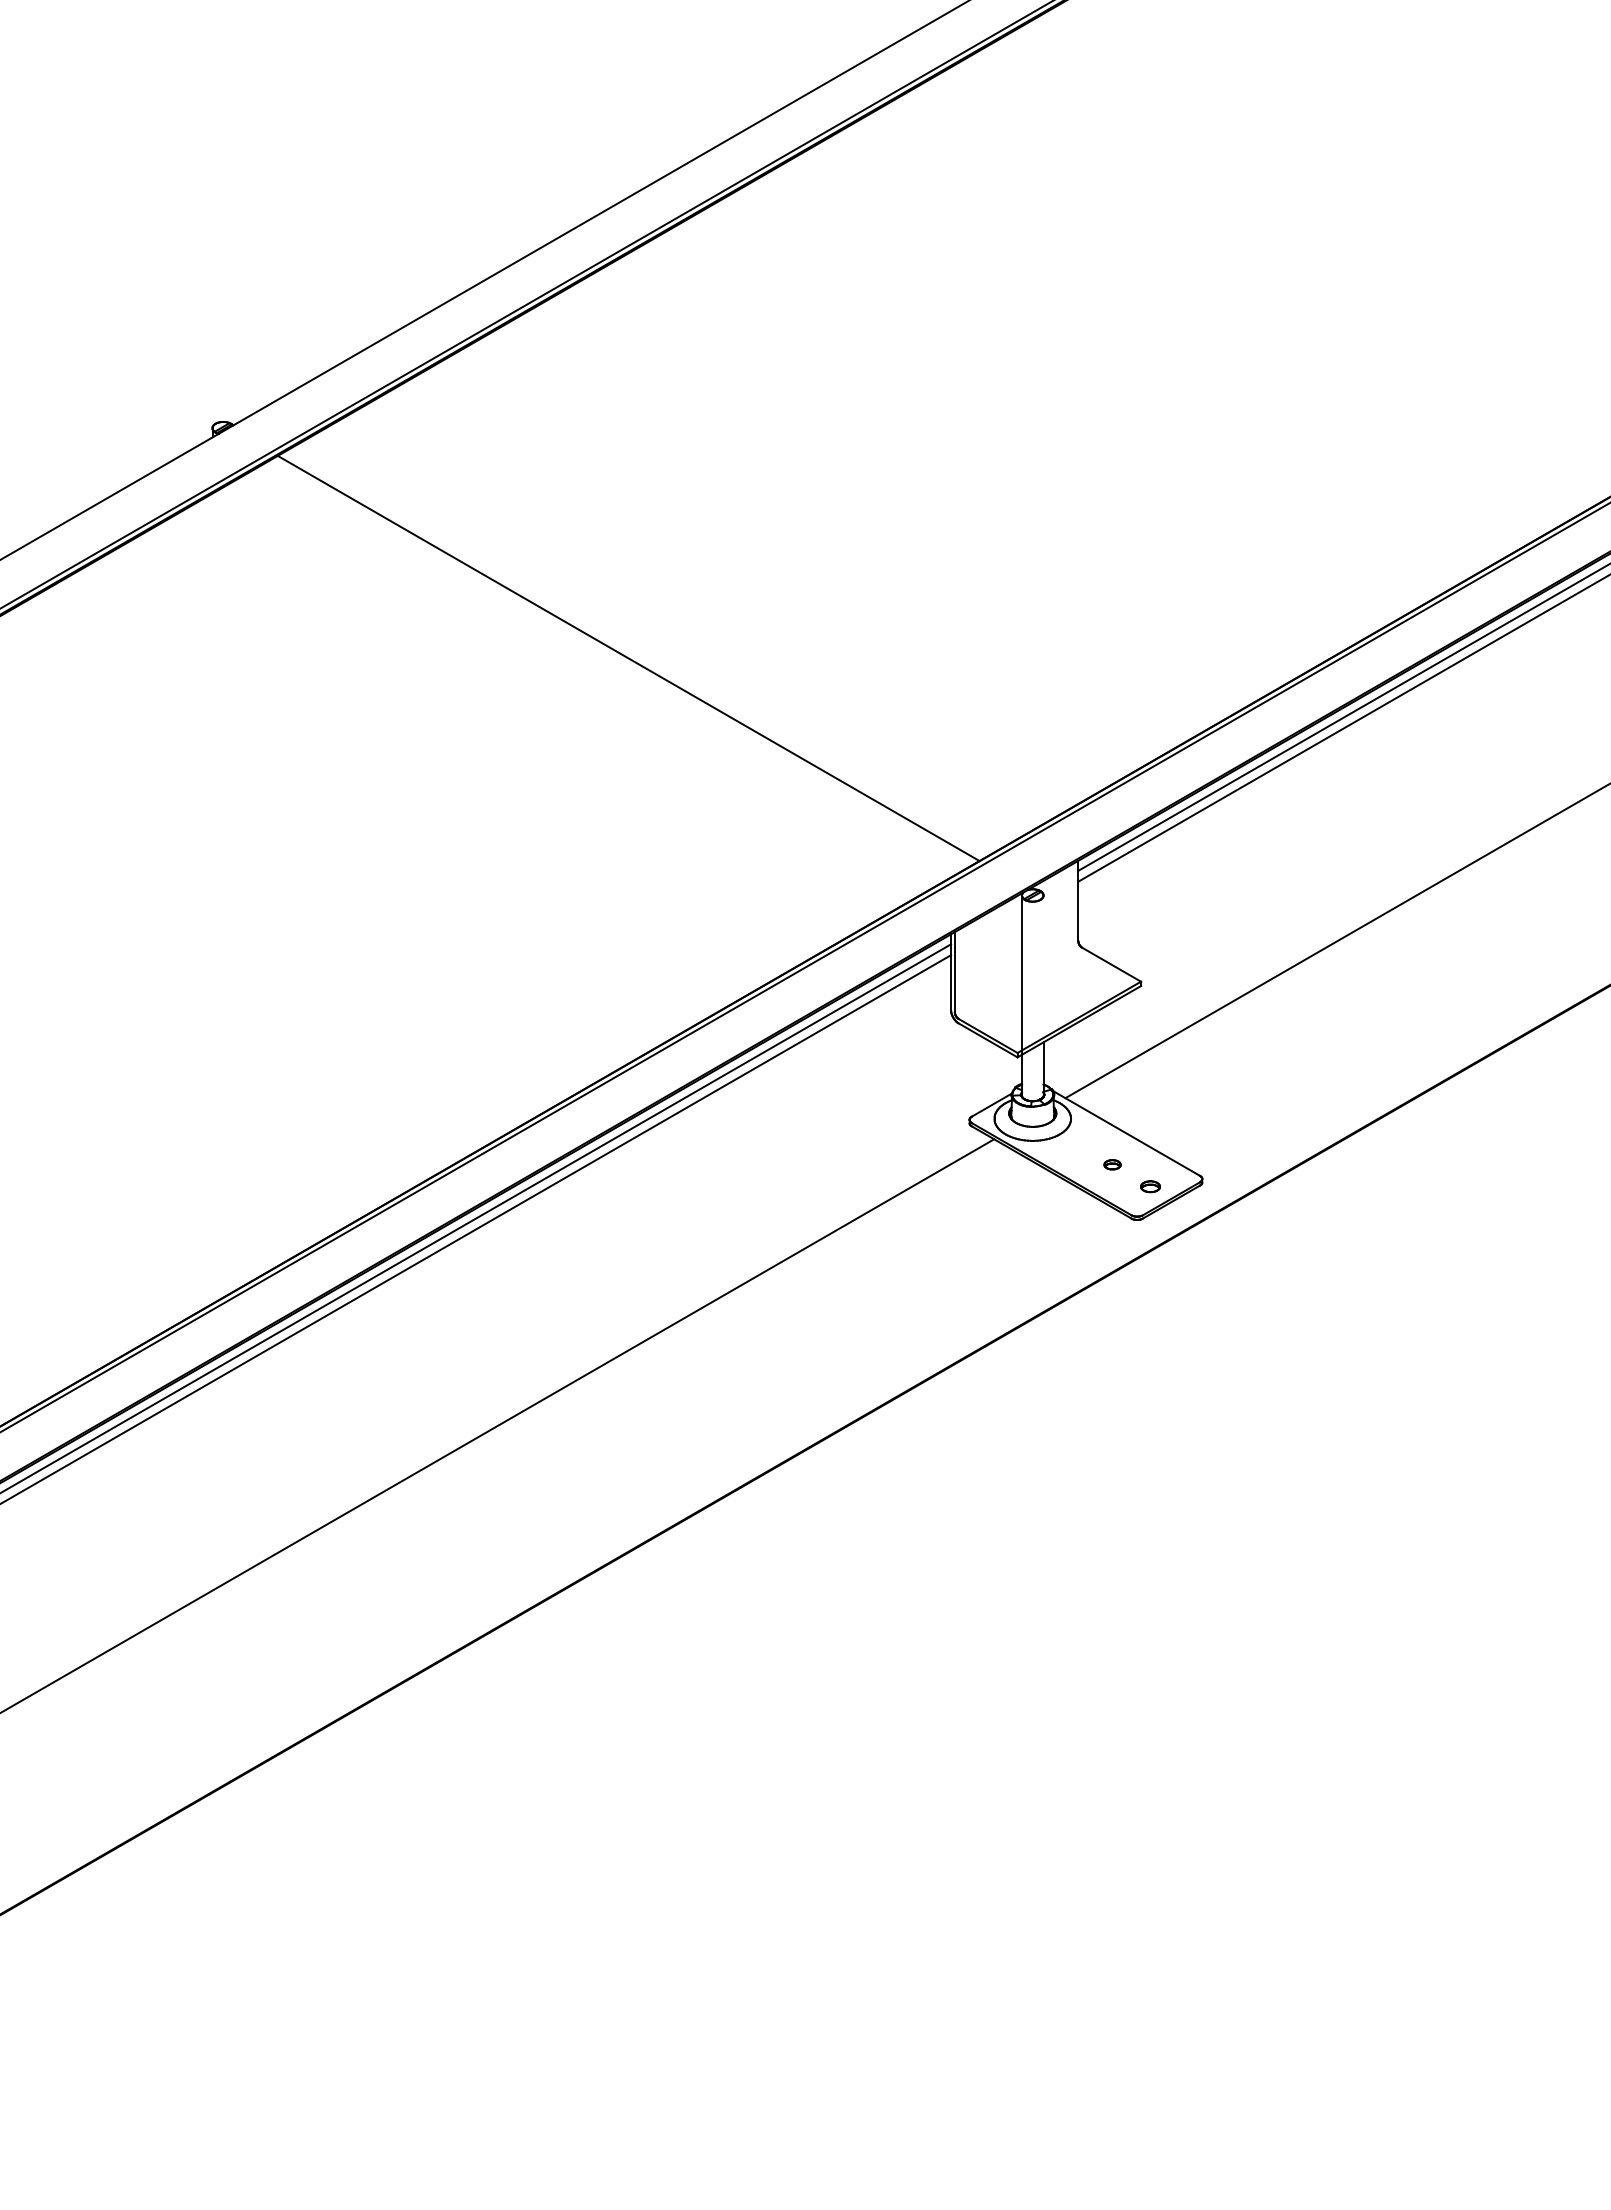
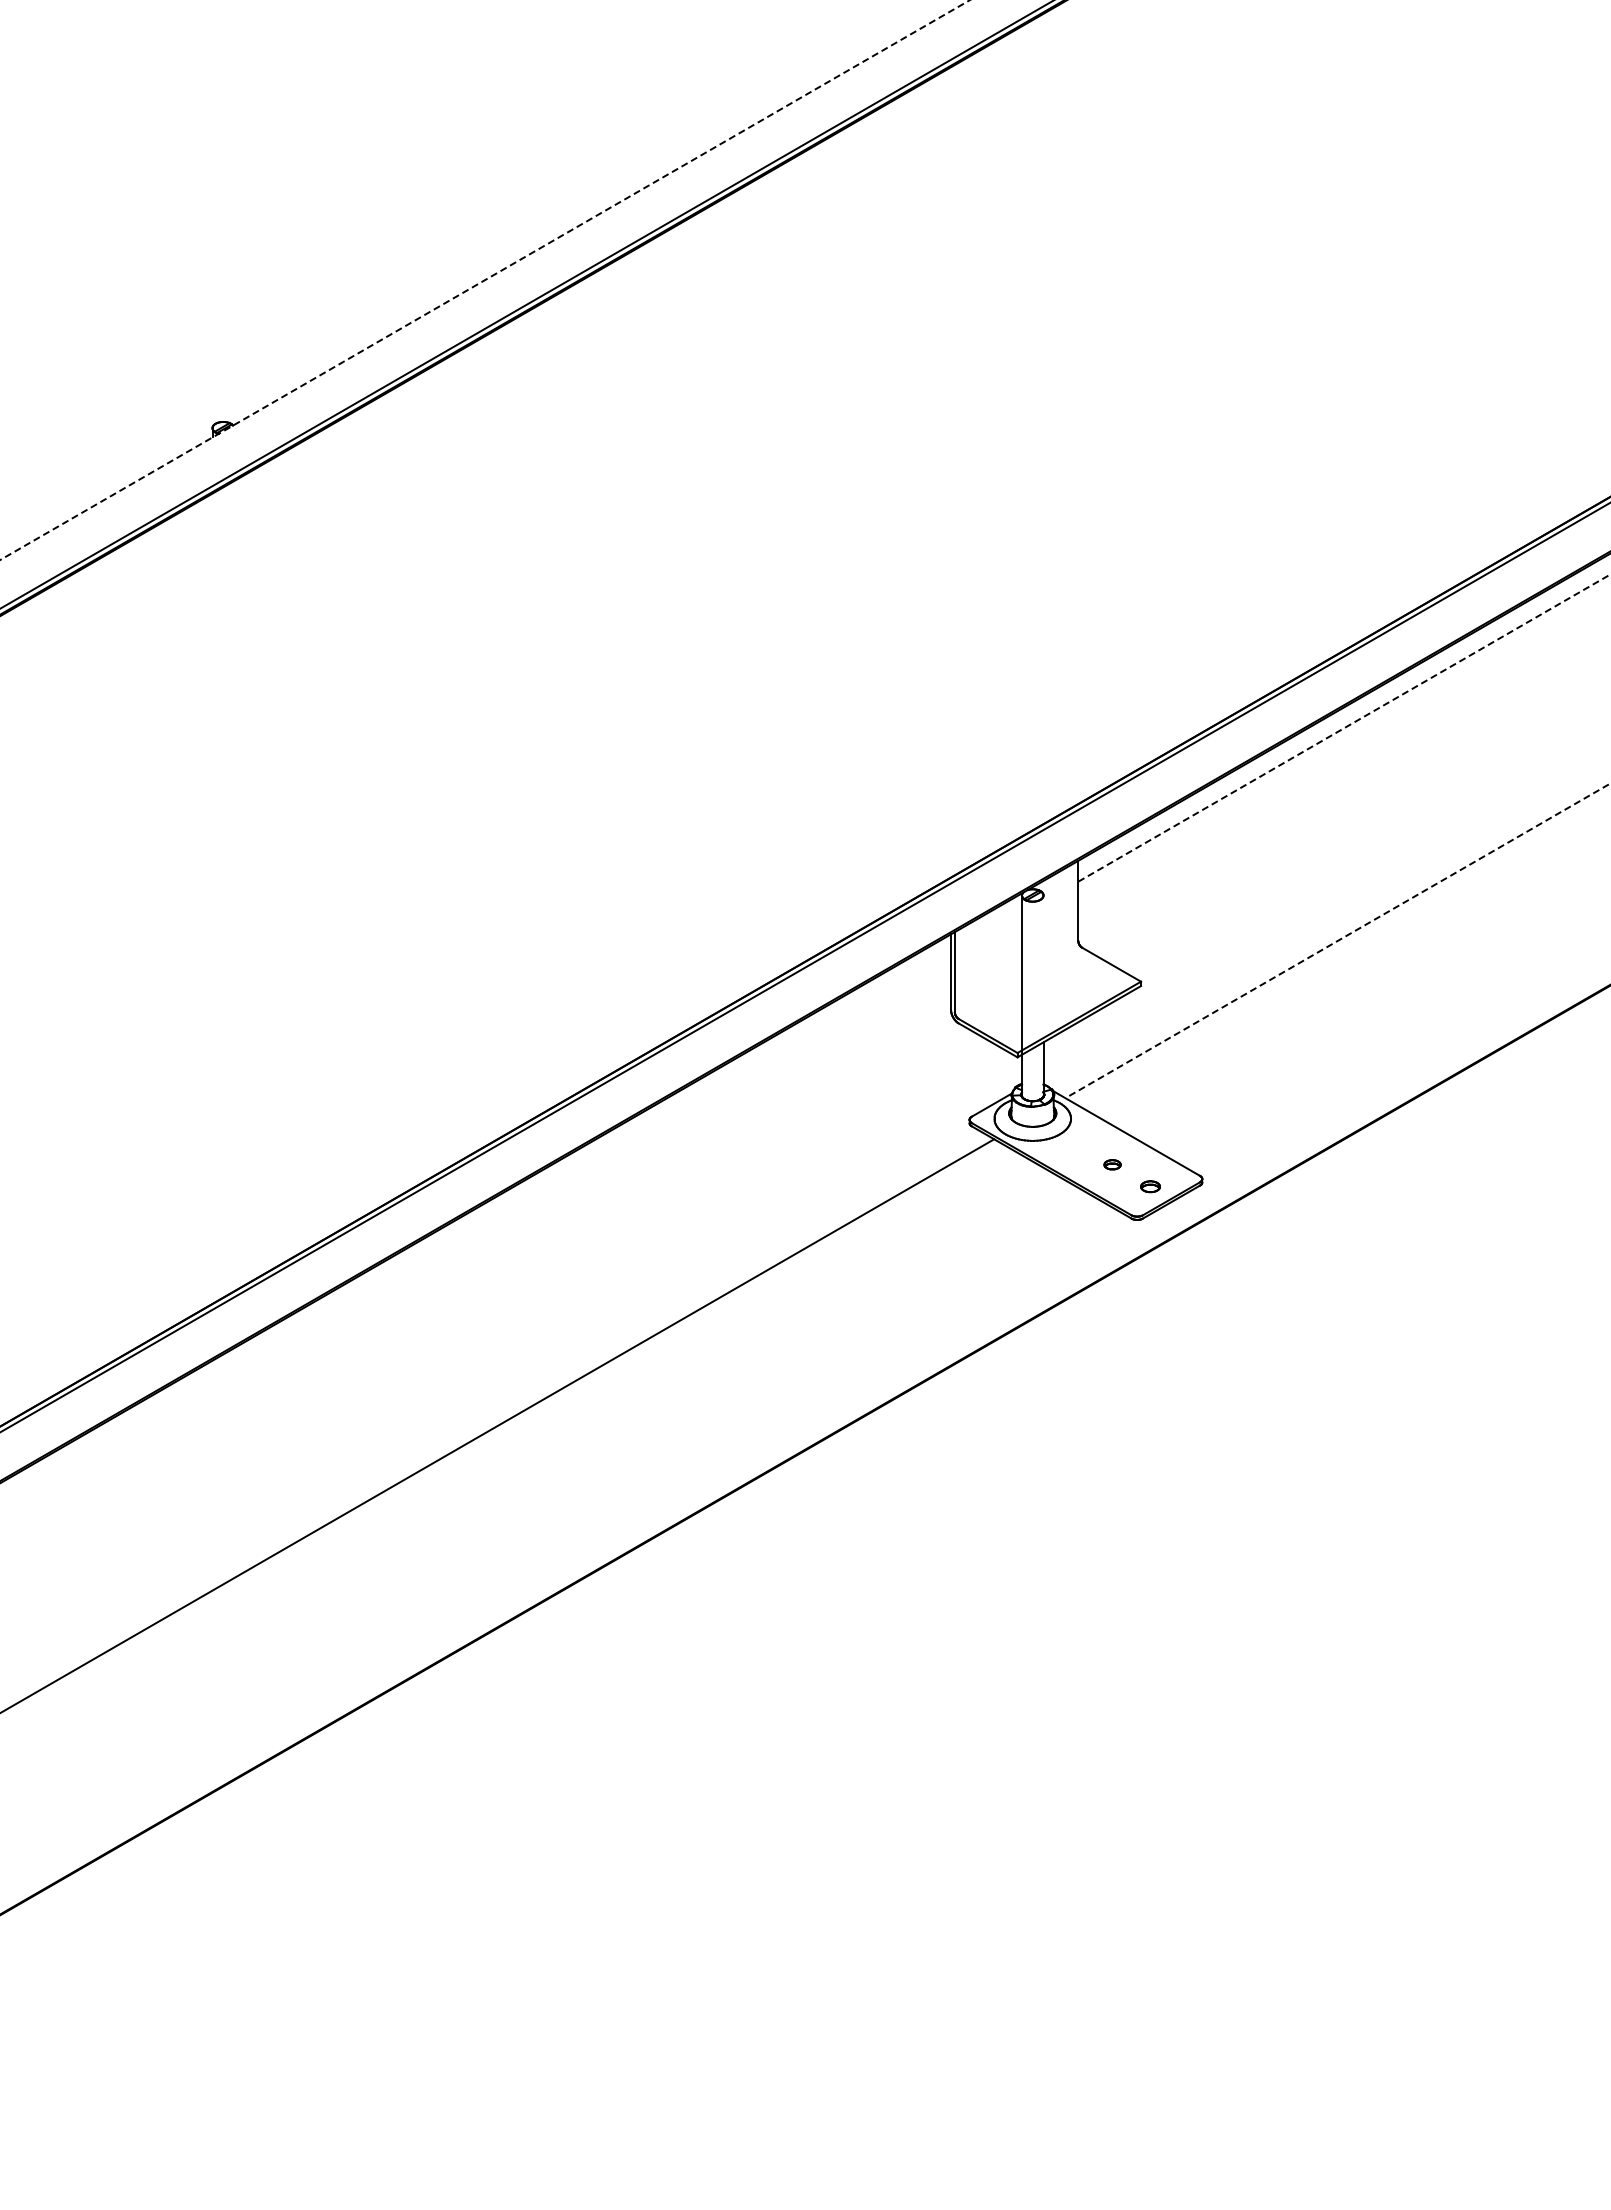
line: solid -> dashed (485, 279)
line: present -> none (628, 658)
line: present -> none (1342, 717)
line: solid -> dashed (1345, 727)
line: solid -> dashed (1338, 940)
line: present -> none (476, 1218)
line: present -> none (476, 1228)
